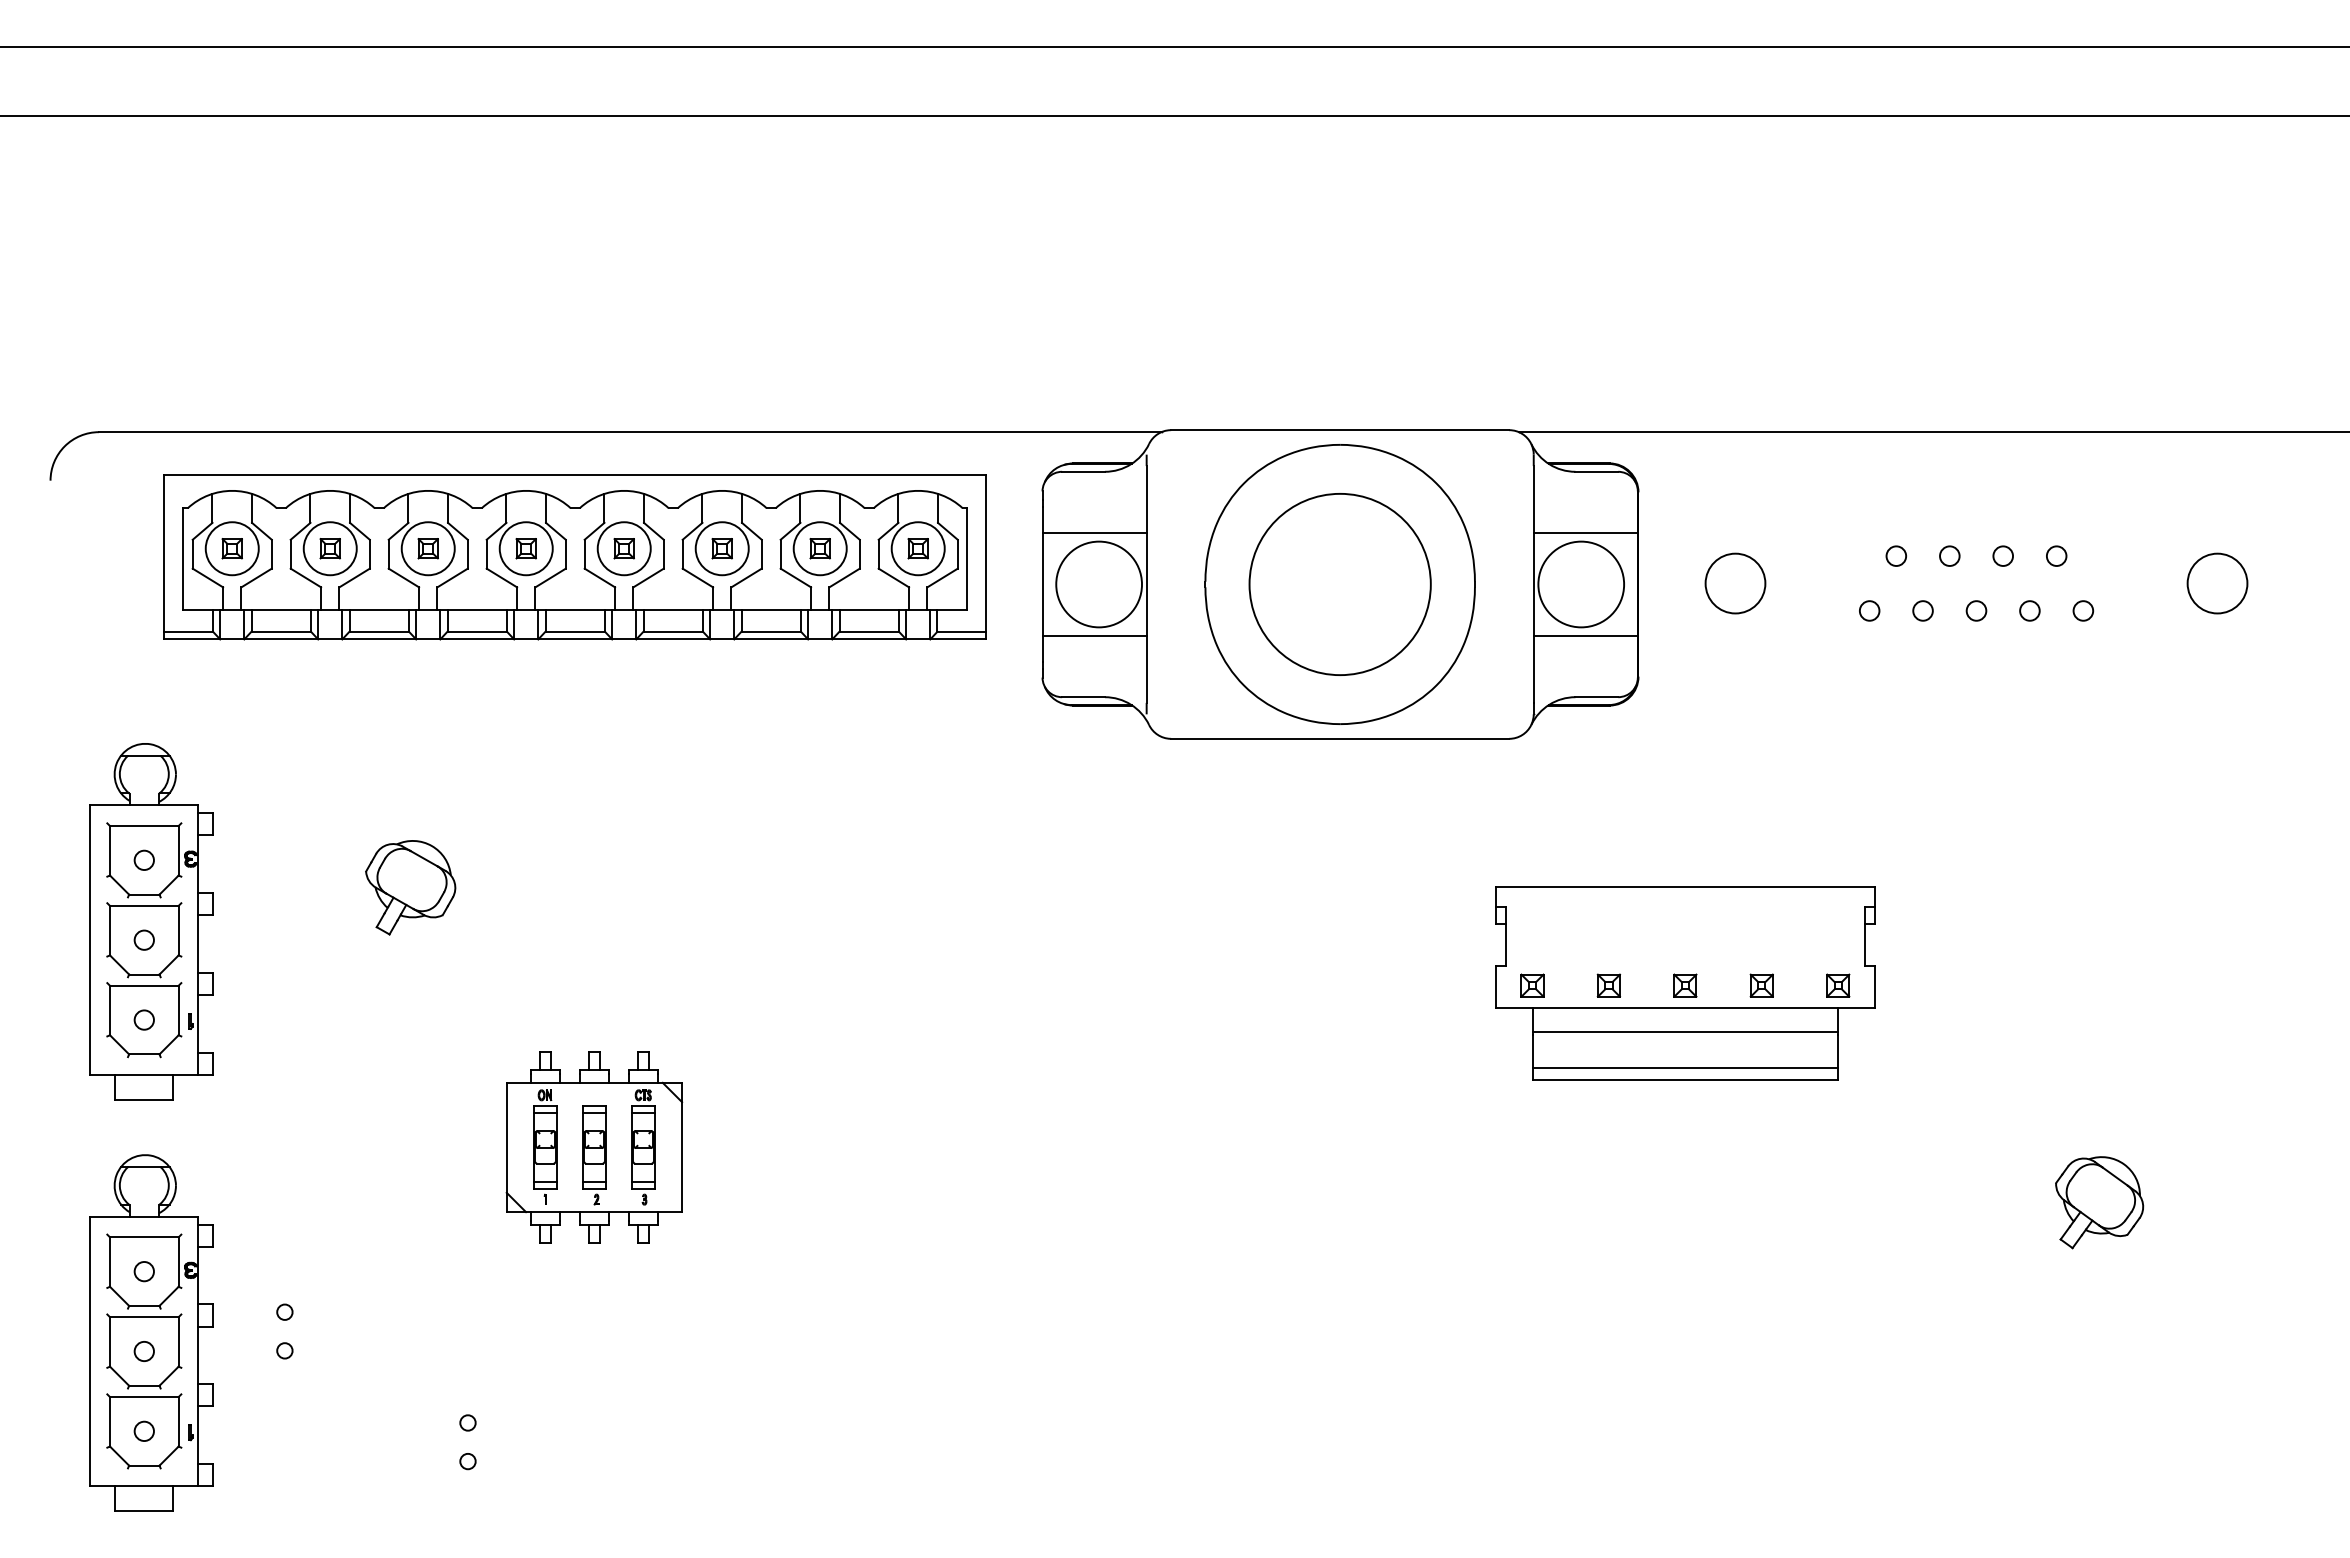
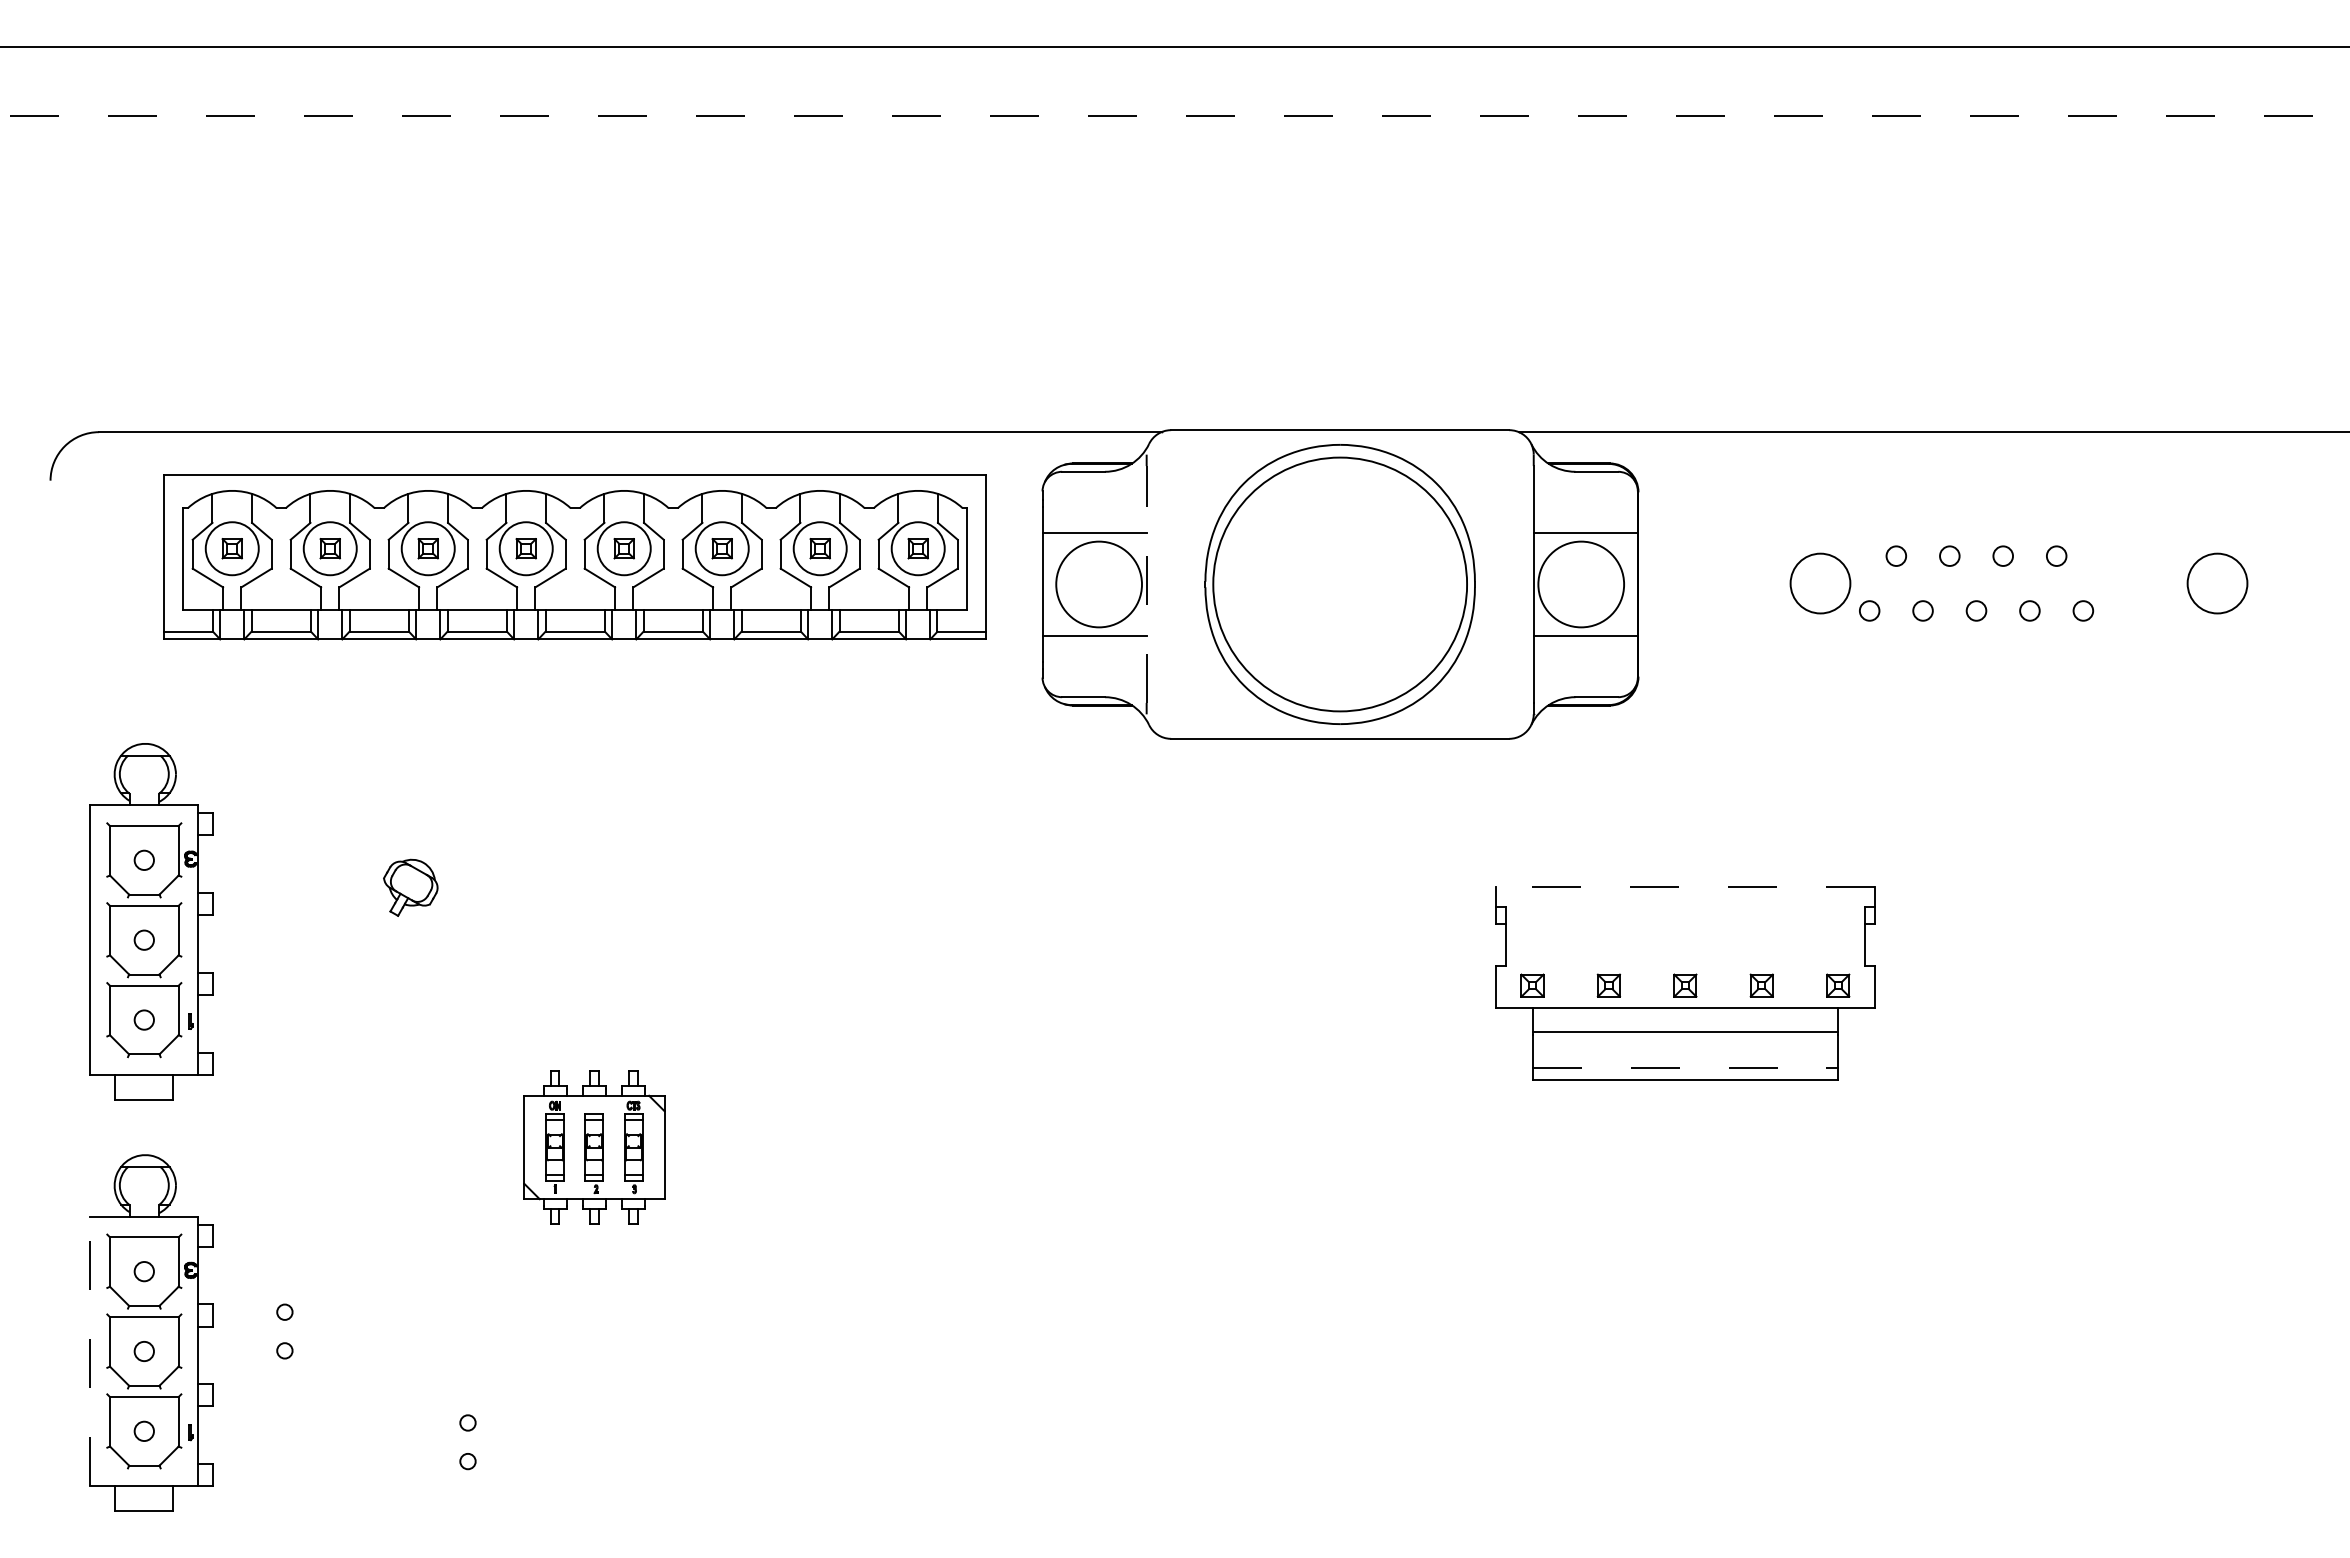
line: solid -> dashed (1176, 115)
line: solid -> dashed (1146, 583)
circle position: (1735, 583) -> (1820, 583) (1820, 583)
circle diameter: 181 px -> 254 px (1340, 584)
part size: 92x96 px -> 56x59 px (410, 887)
line: solid -> dashed (1685, 887)
line: solid -> dashed (1685, 1068)
part size: 179x193 px -> 143x155 px (594, 1147)
part: present -> none (2099, 1202)
line: solid -> dashed (90, 1351)
